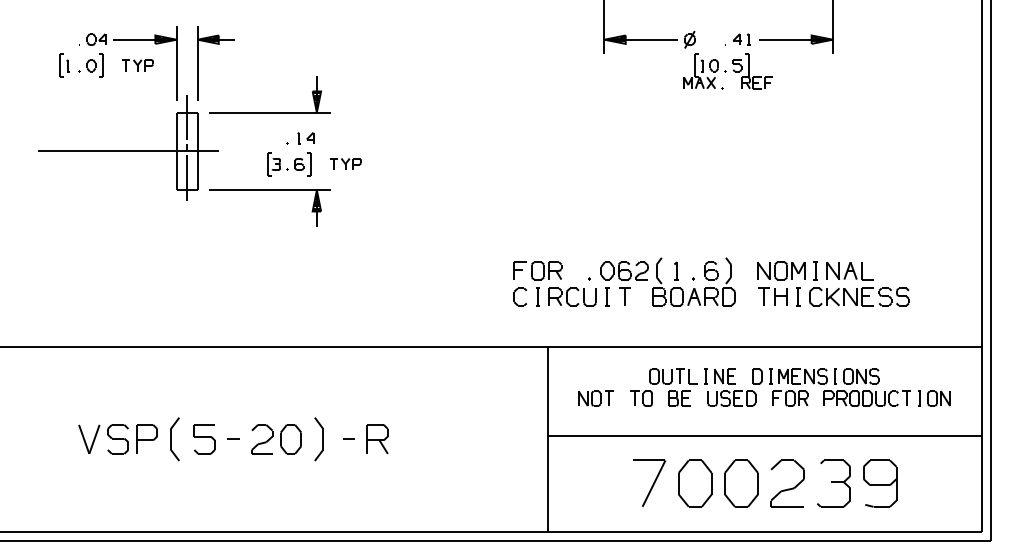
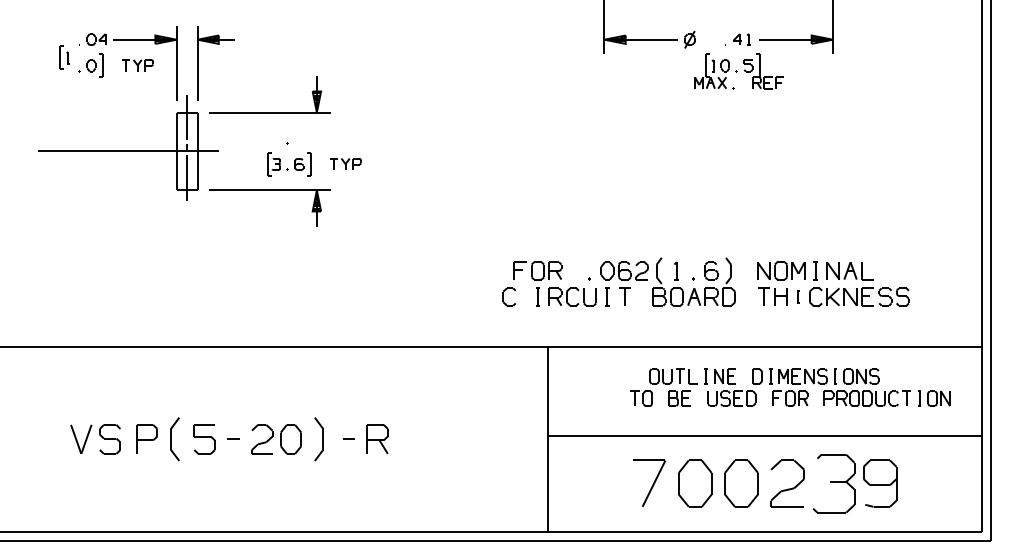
part position: (64, 65) -> (64, 57) (64, 57)
part position: (727, 71) -> (738, 71) (738, 71)
part: present -> none (305, 138)
part position: (519, 296) -> (508, 296) (508, 296)
part size: 5x20 px -> 3x14 px (798, 296)
part: present -> none (595, 398)
part position: (103, 439) -> (95, 439) (95, 439)
part size: 34x49 px -> 44x60 px (833, 483)
